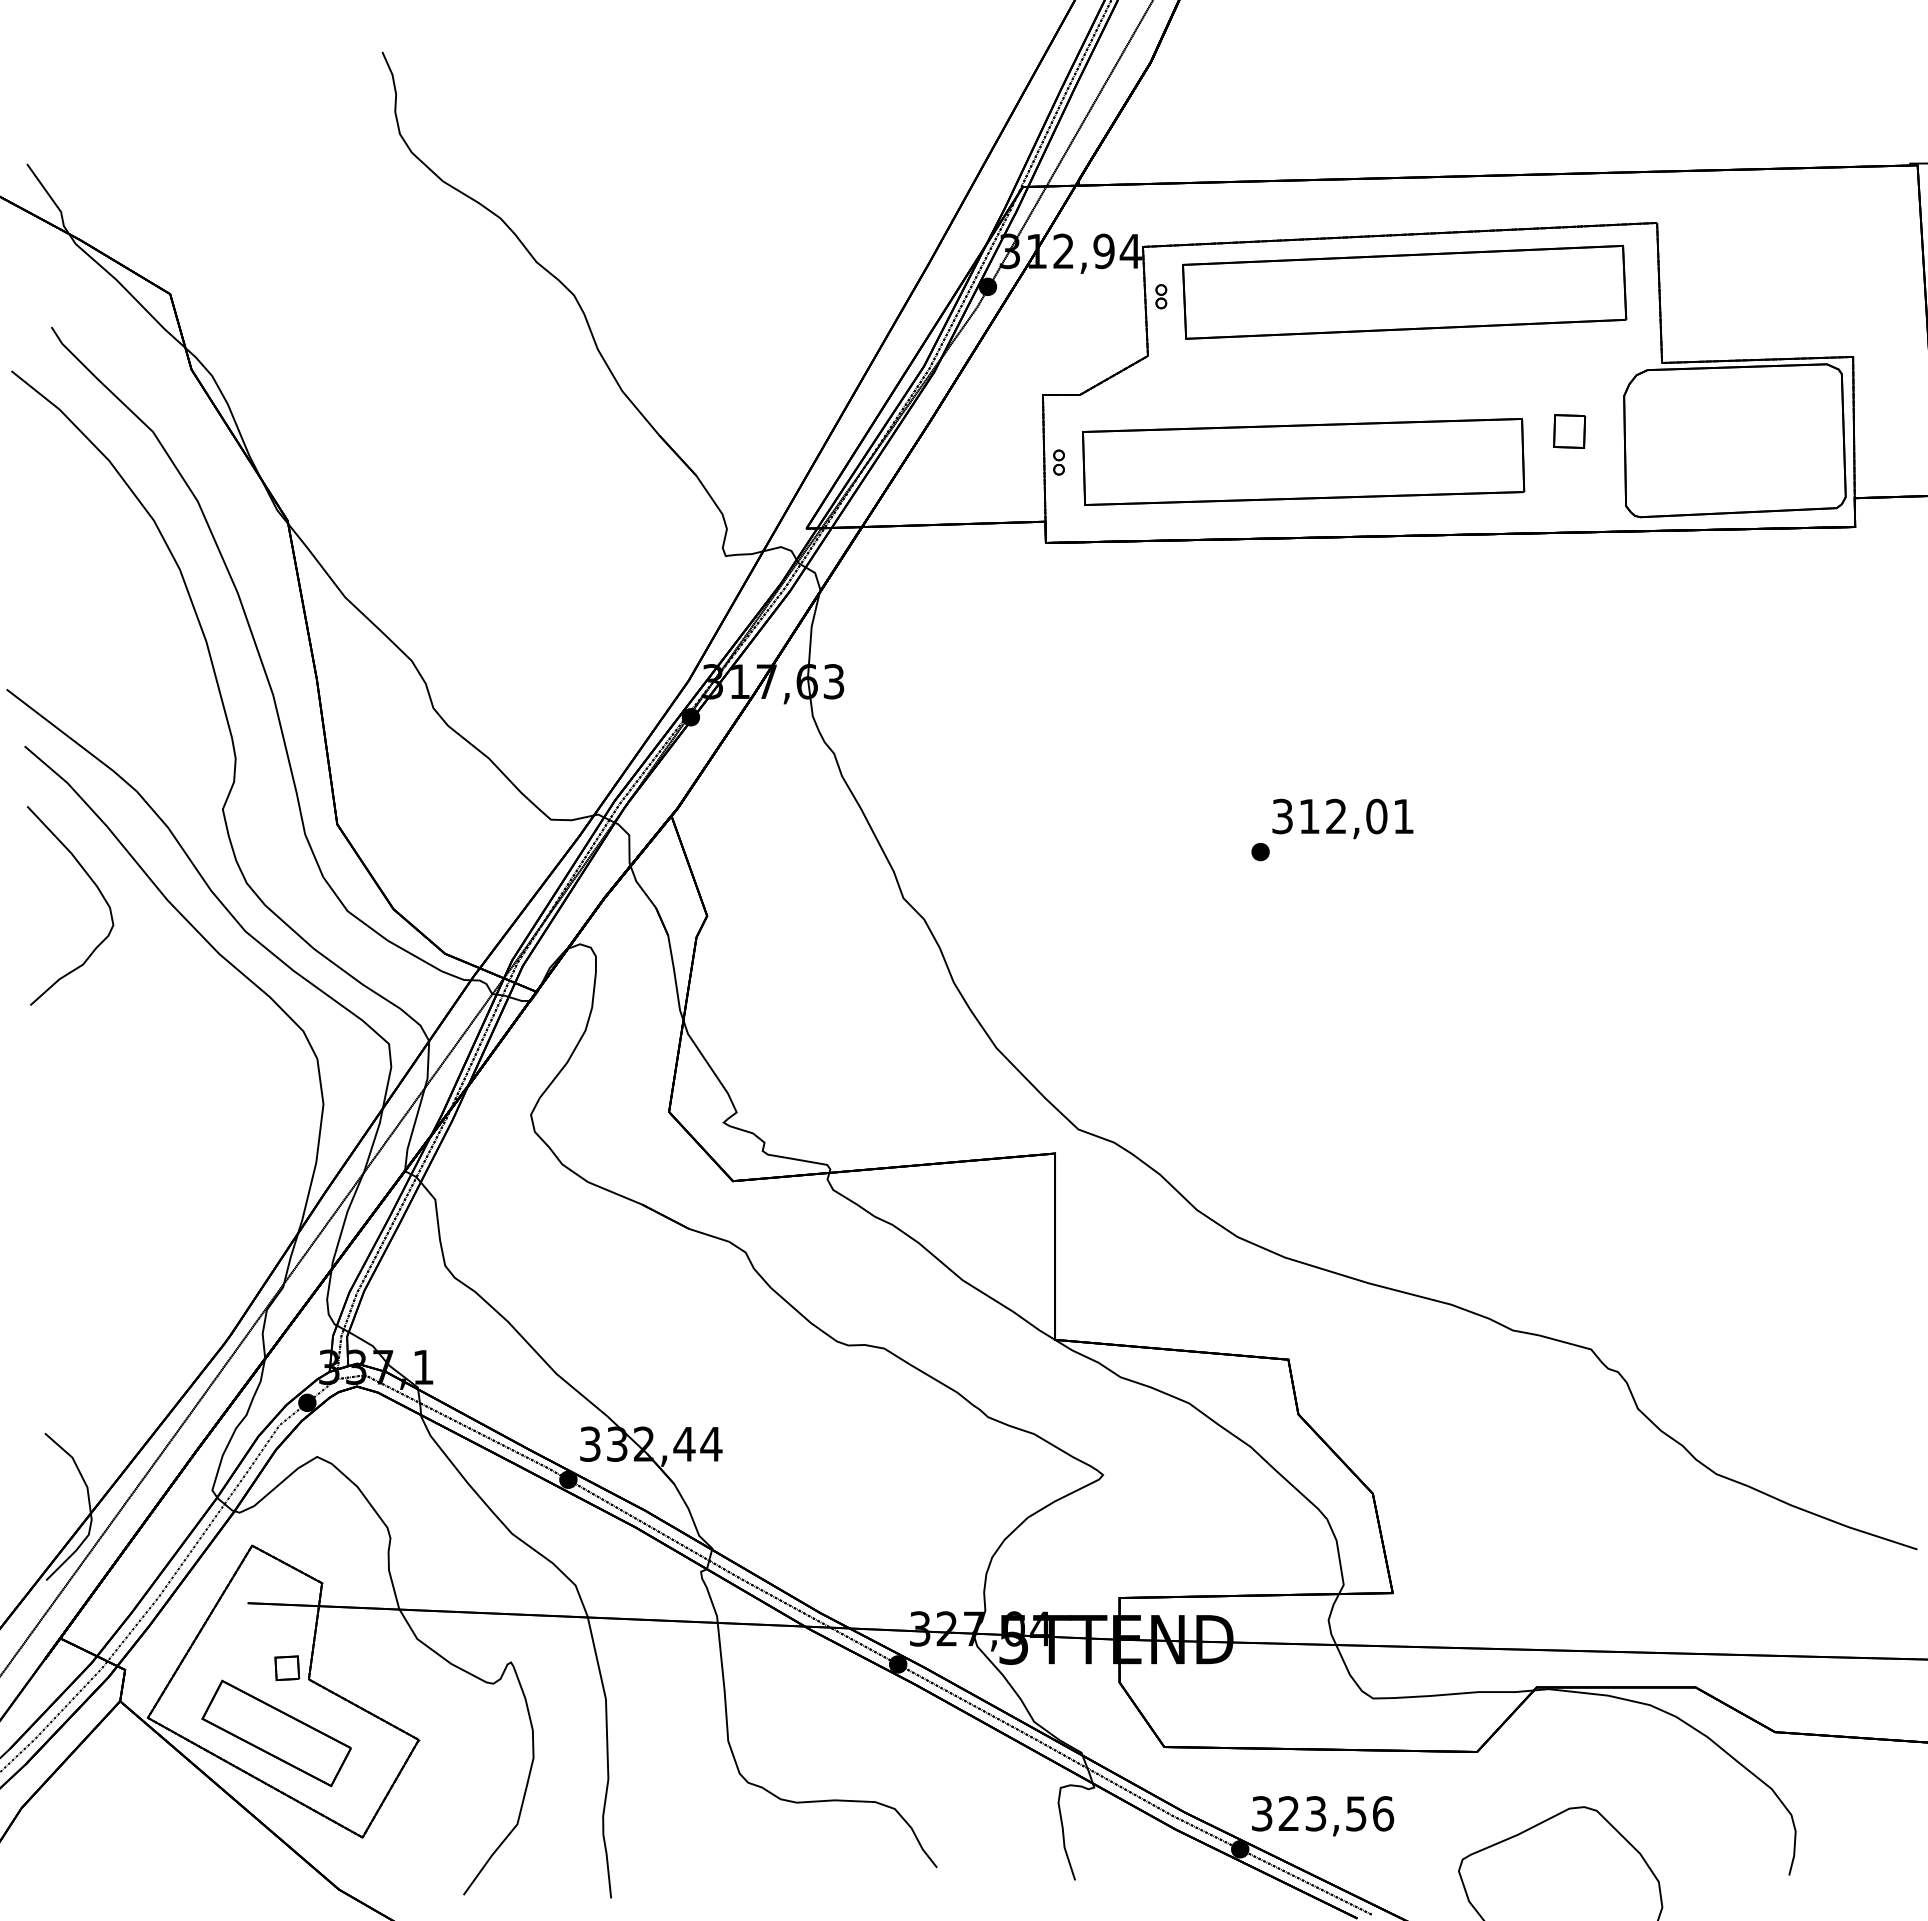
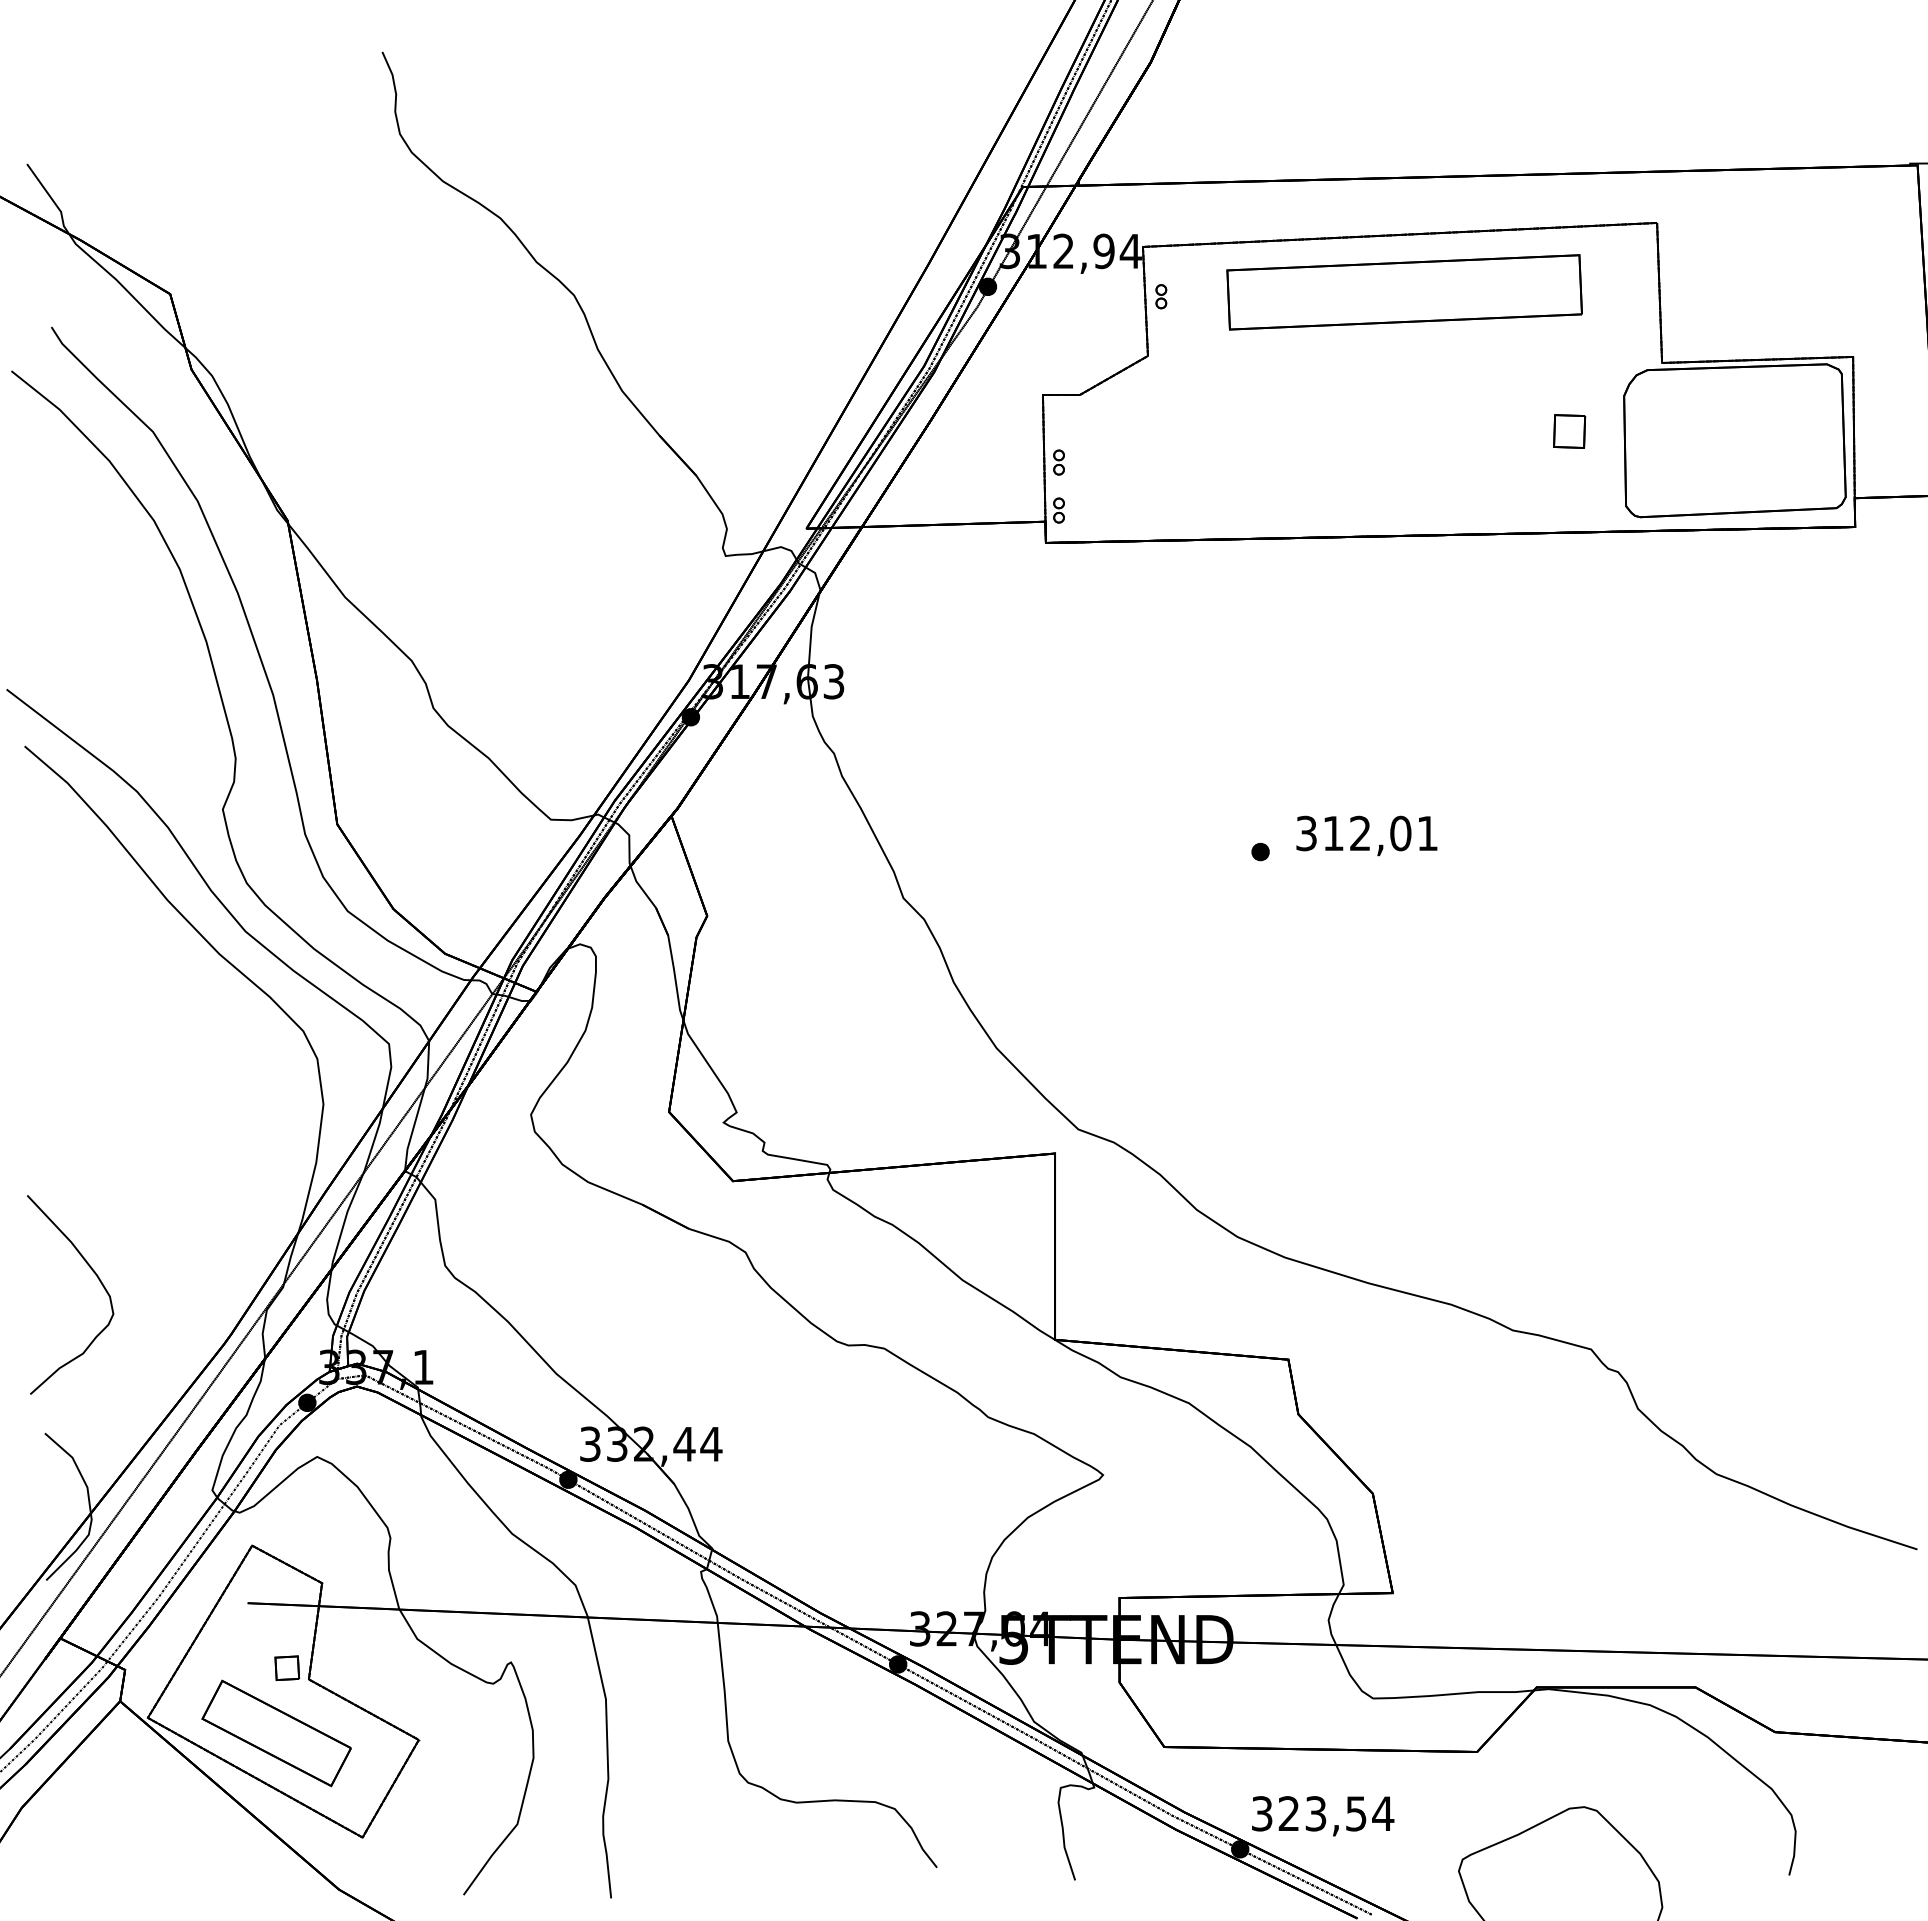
part size: 446x95 px -> 357x77 px (1404, 292)
part: present -> none (1303, 461)
part: none -> present (1058, 510)
text position: (1342, 818) -> (1366, 835) (1366, 835)
curve position: (97, 889) -> (97, 1278) (97, 1278)
text: 323,56 -> 323,54 (1383, 1813)
